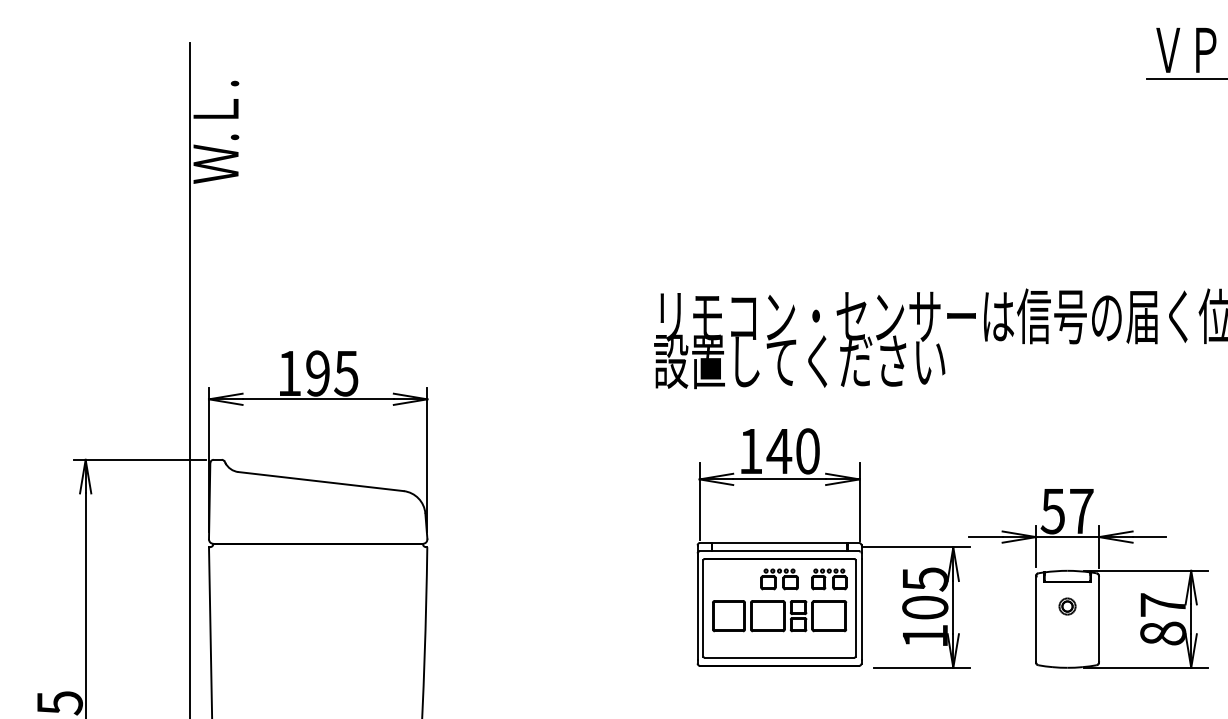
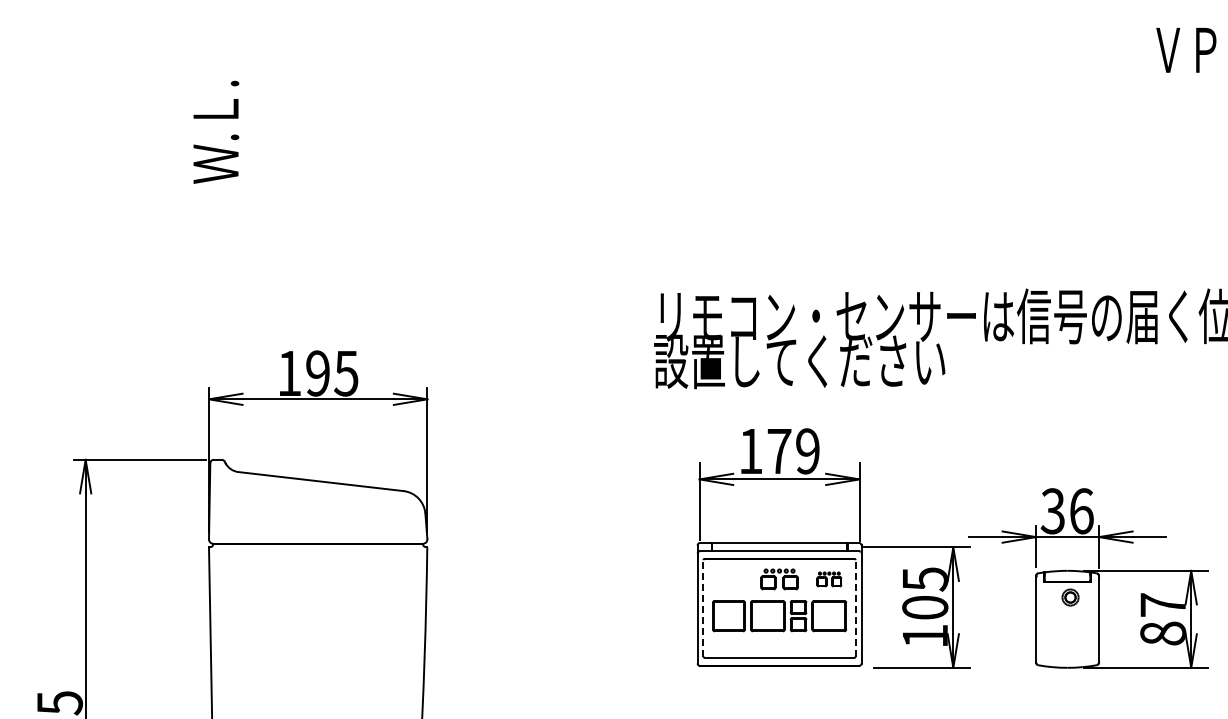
line: present -> none (1185, 78)
line: present -> none (190, 379)
text: 140 -> 179 (792, 451)
text: 57 -> 36 (1066, 511)
part size: 37x23 px -> 27x17 px (829, 579)
part position: (1067, 606) -> (1070, 597) (1070, 597)
line: solid -> dashed (703, 607)
line: solid -> dashed (855, 607)
